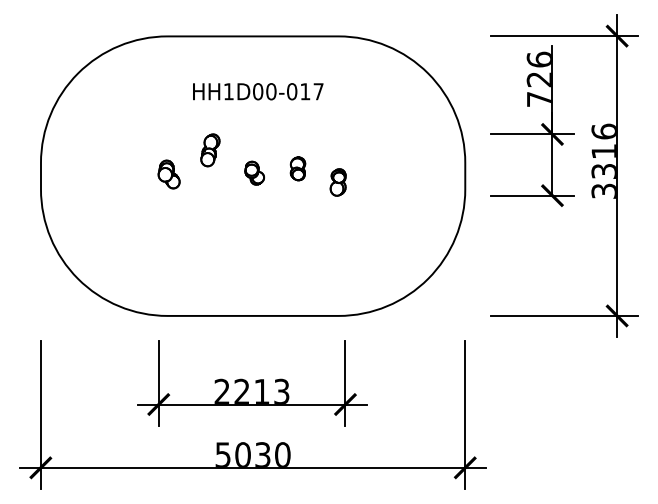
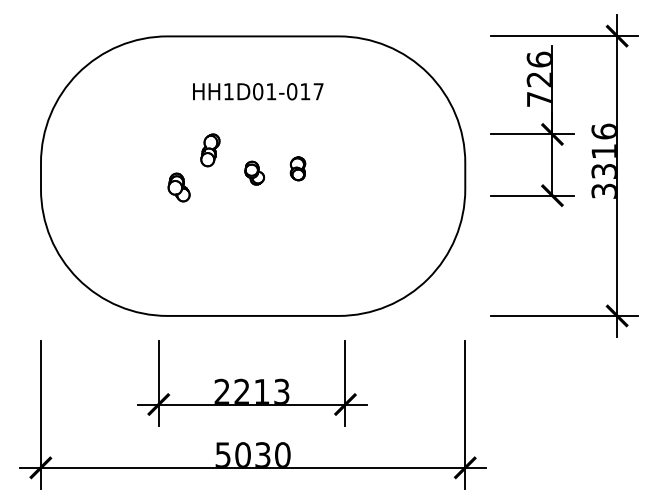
text: HH1D00-017 -> HH1D01-017 (271, 91)
part position: (168, 174) -> (178, 187) (178, 187)
part: present -> none (337, 182)
